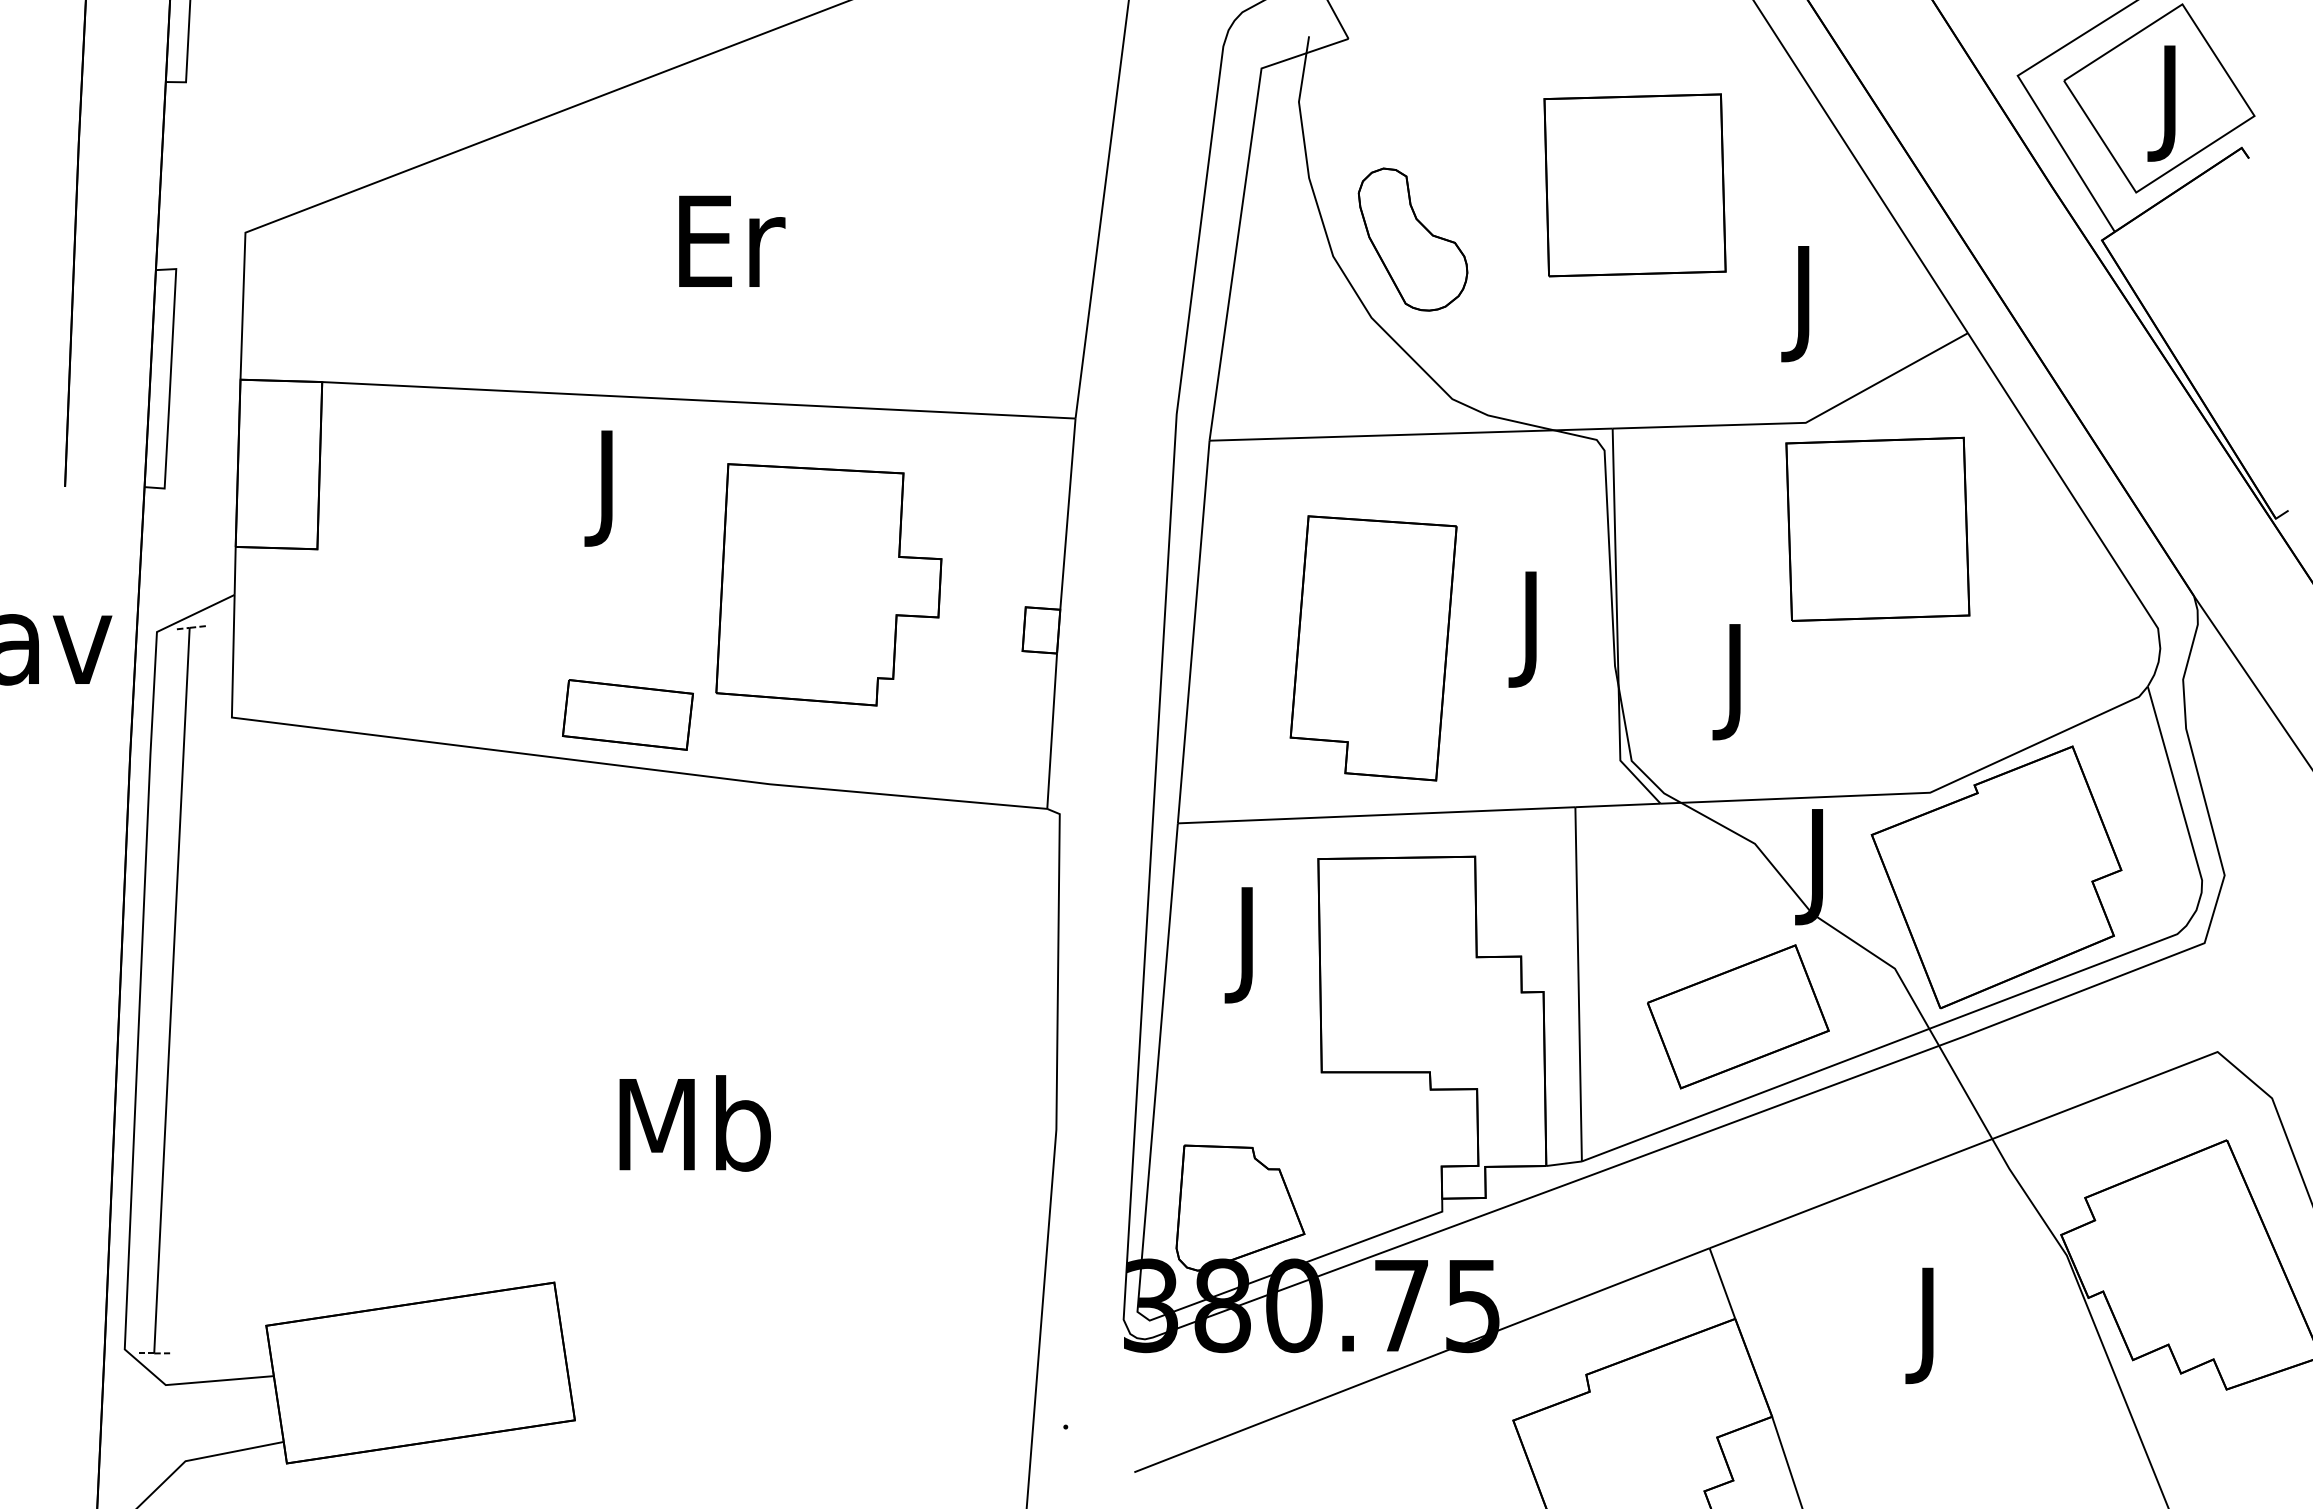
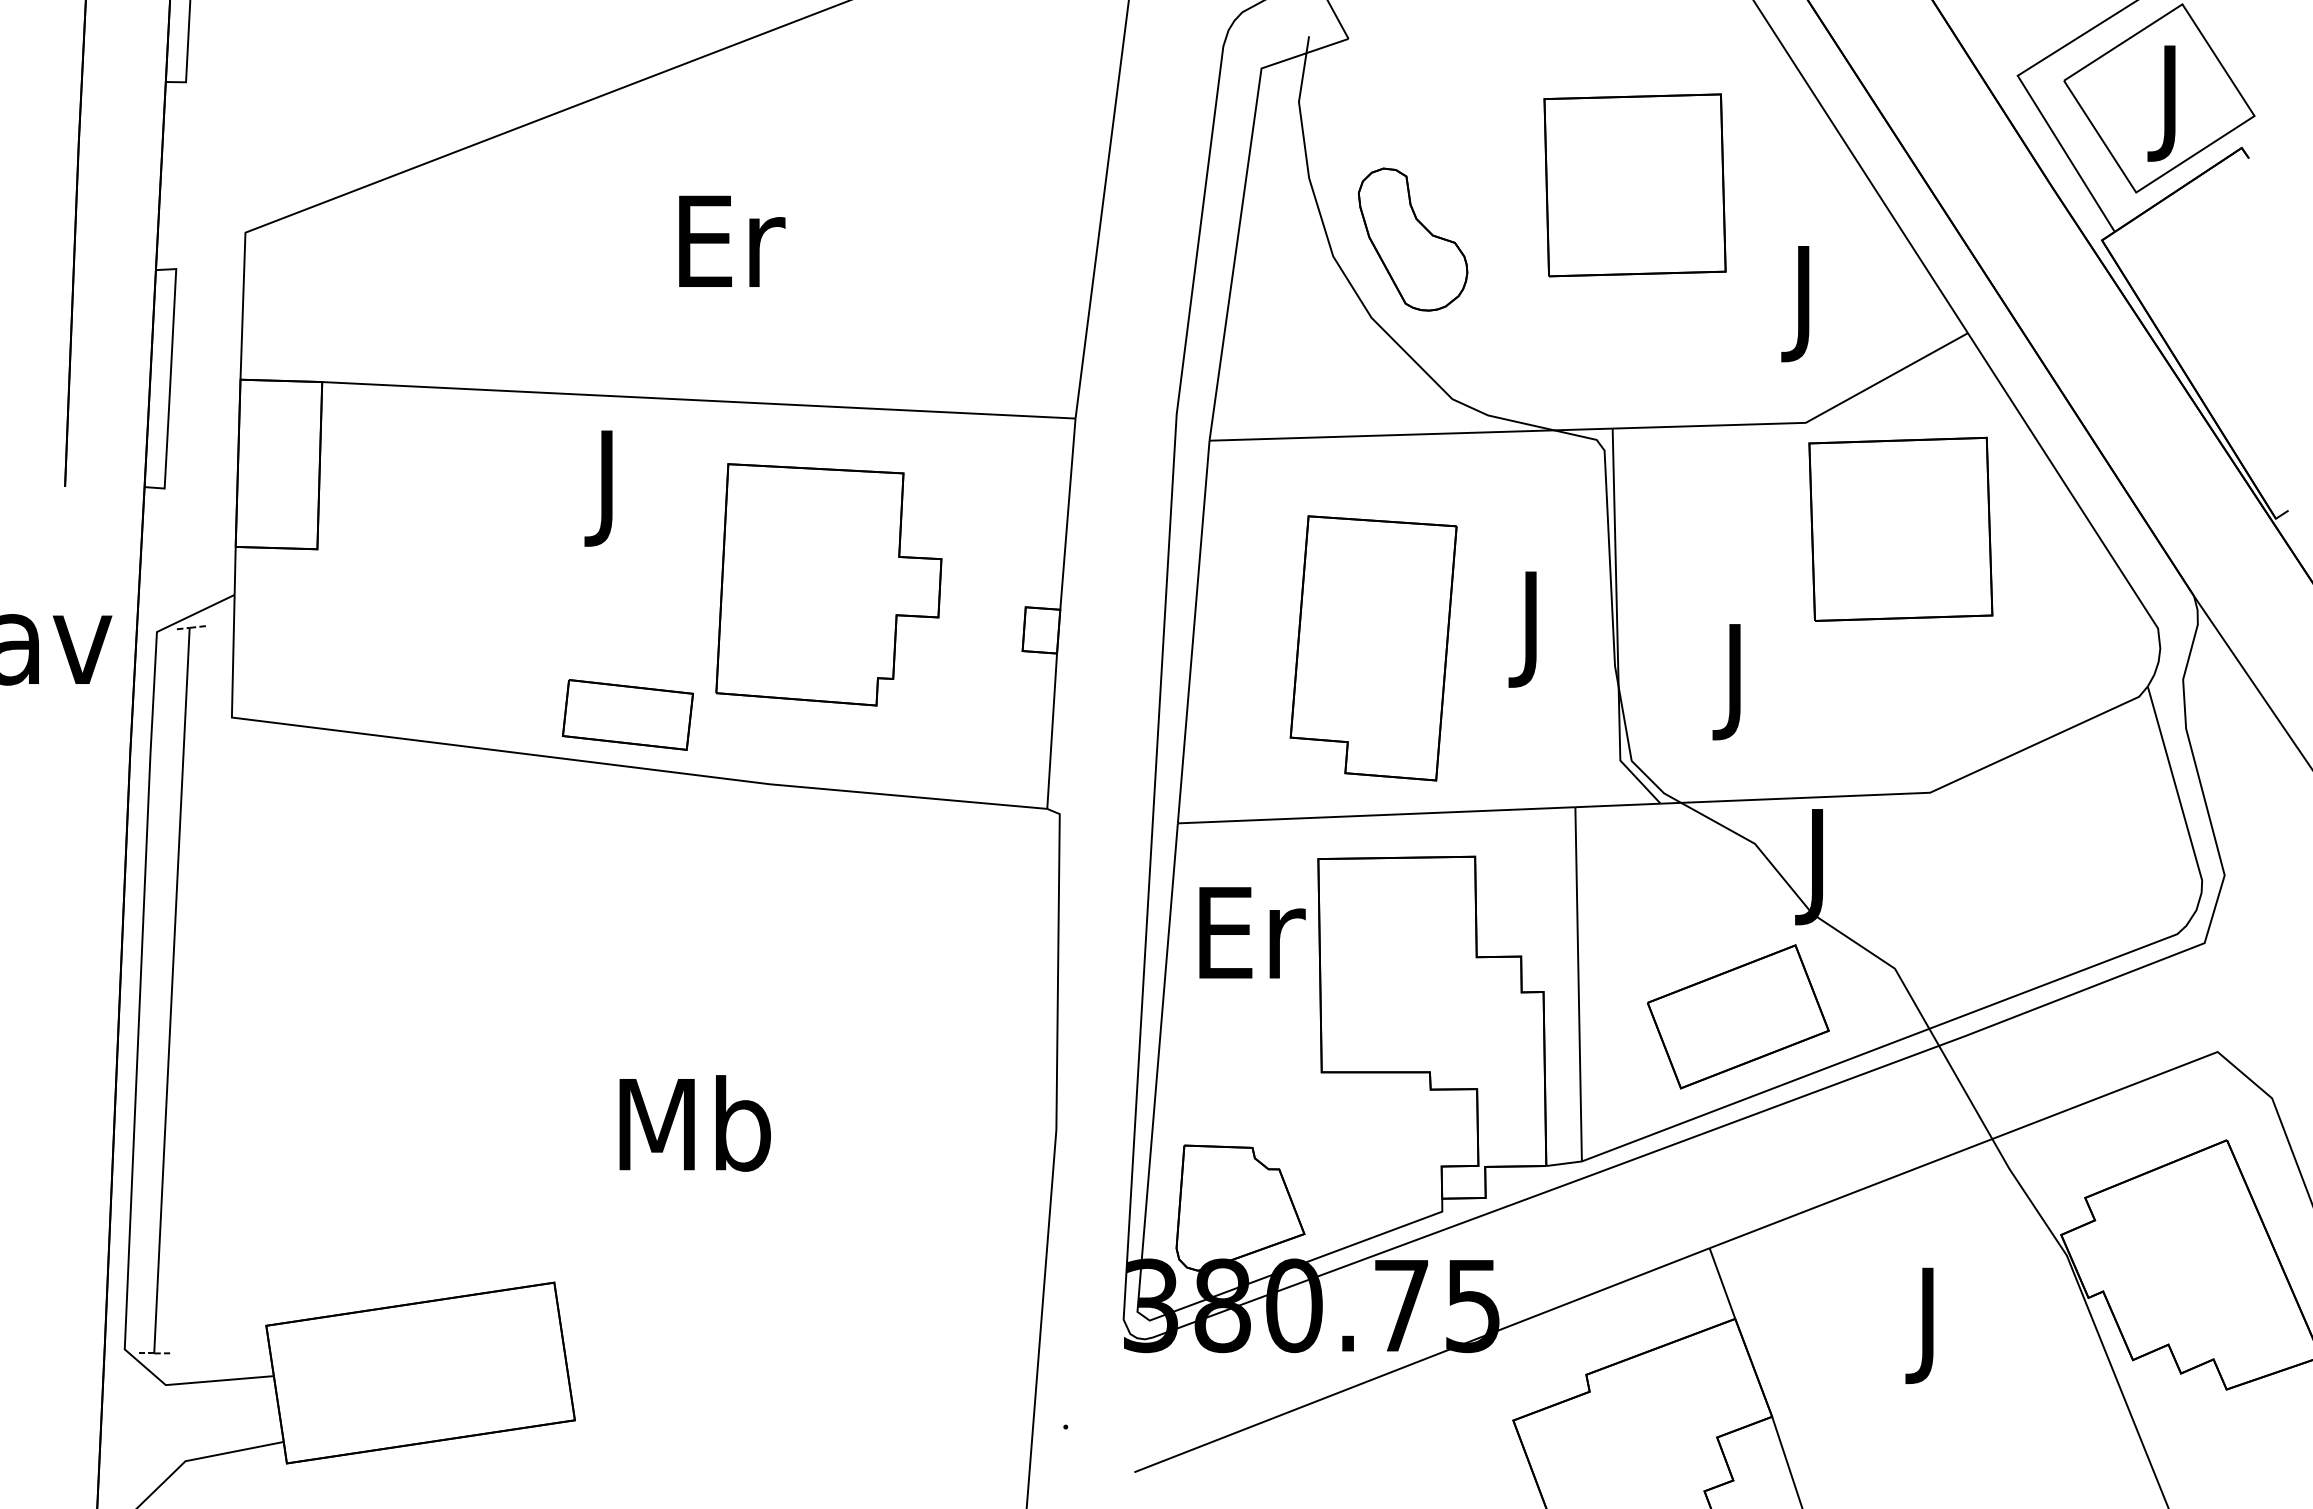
part position: (1877, 528) -> (1900, 528) (1900, 528)
part: present -> none (1996, 877)
text: J -> Er (1252, 945)
